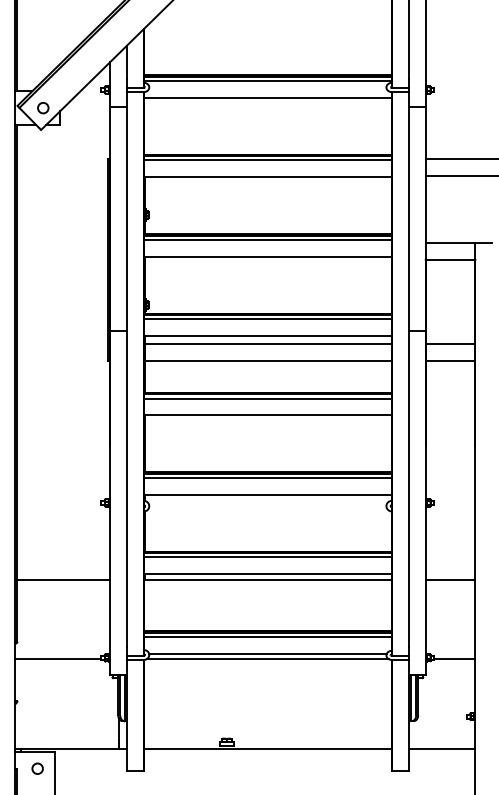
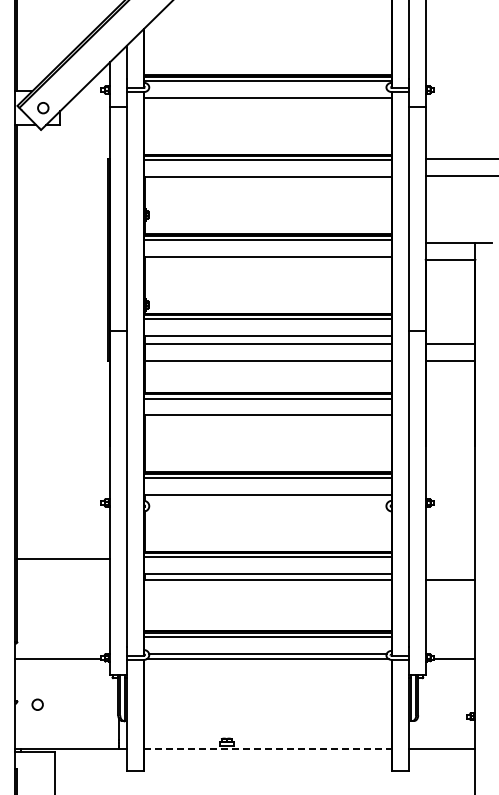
line position: (63, 580) -> (63, 559) (63, 559)
line: solid -> dashed (268, 749)
circle position: (37, 768) -> (37, 704) (37, 704)
